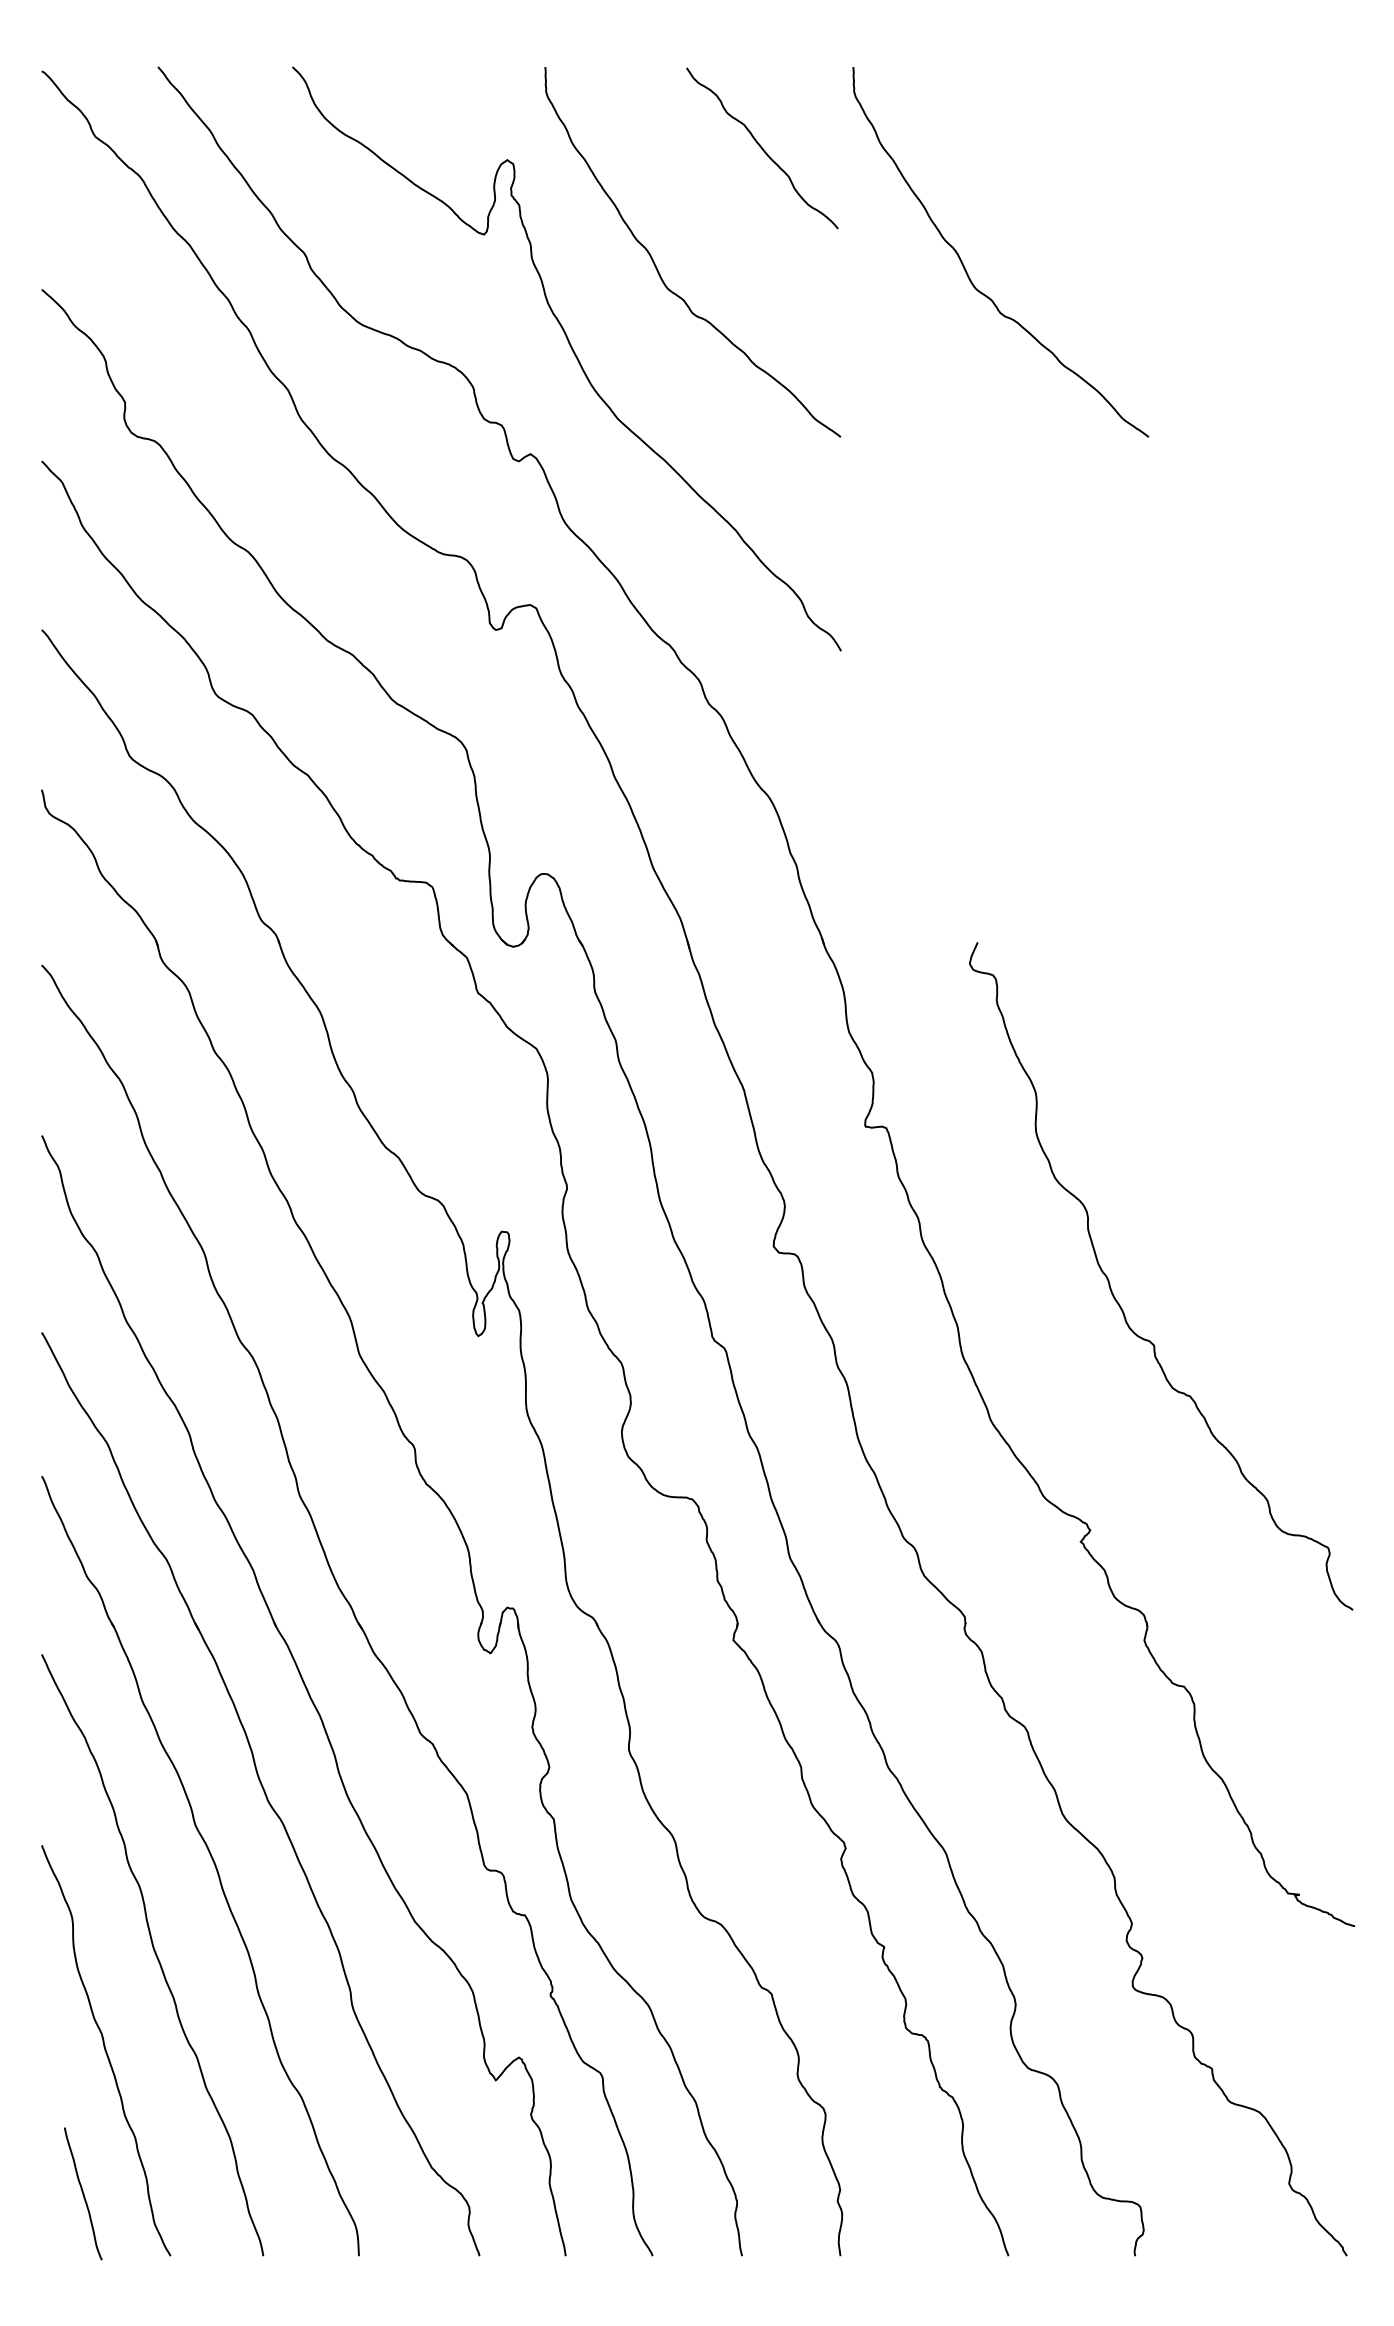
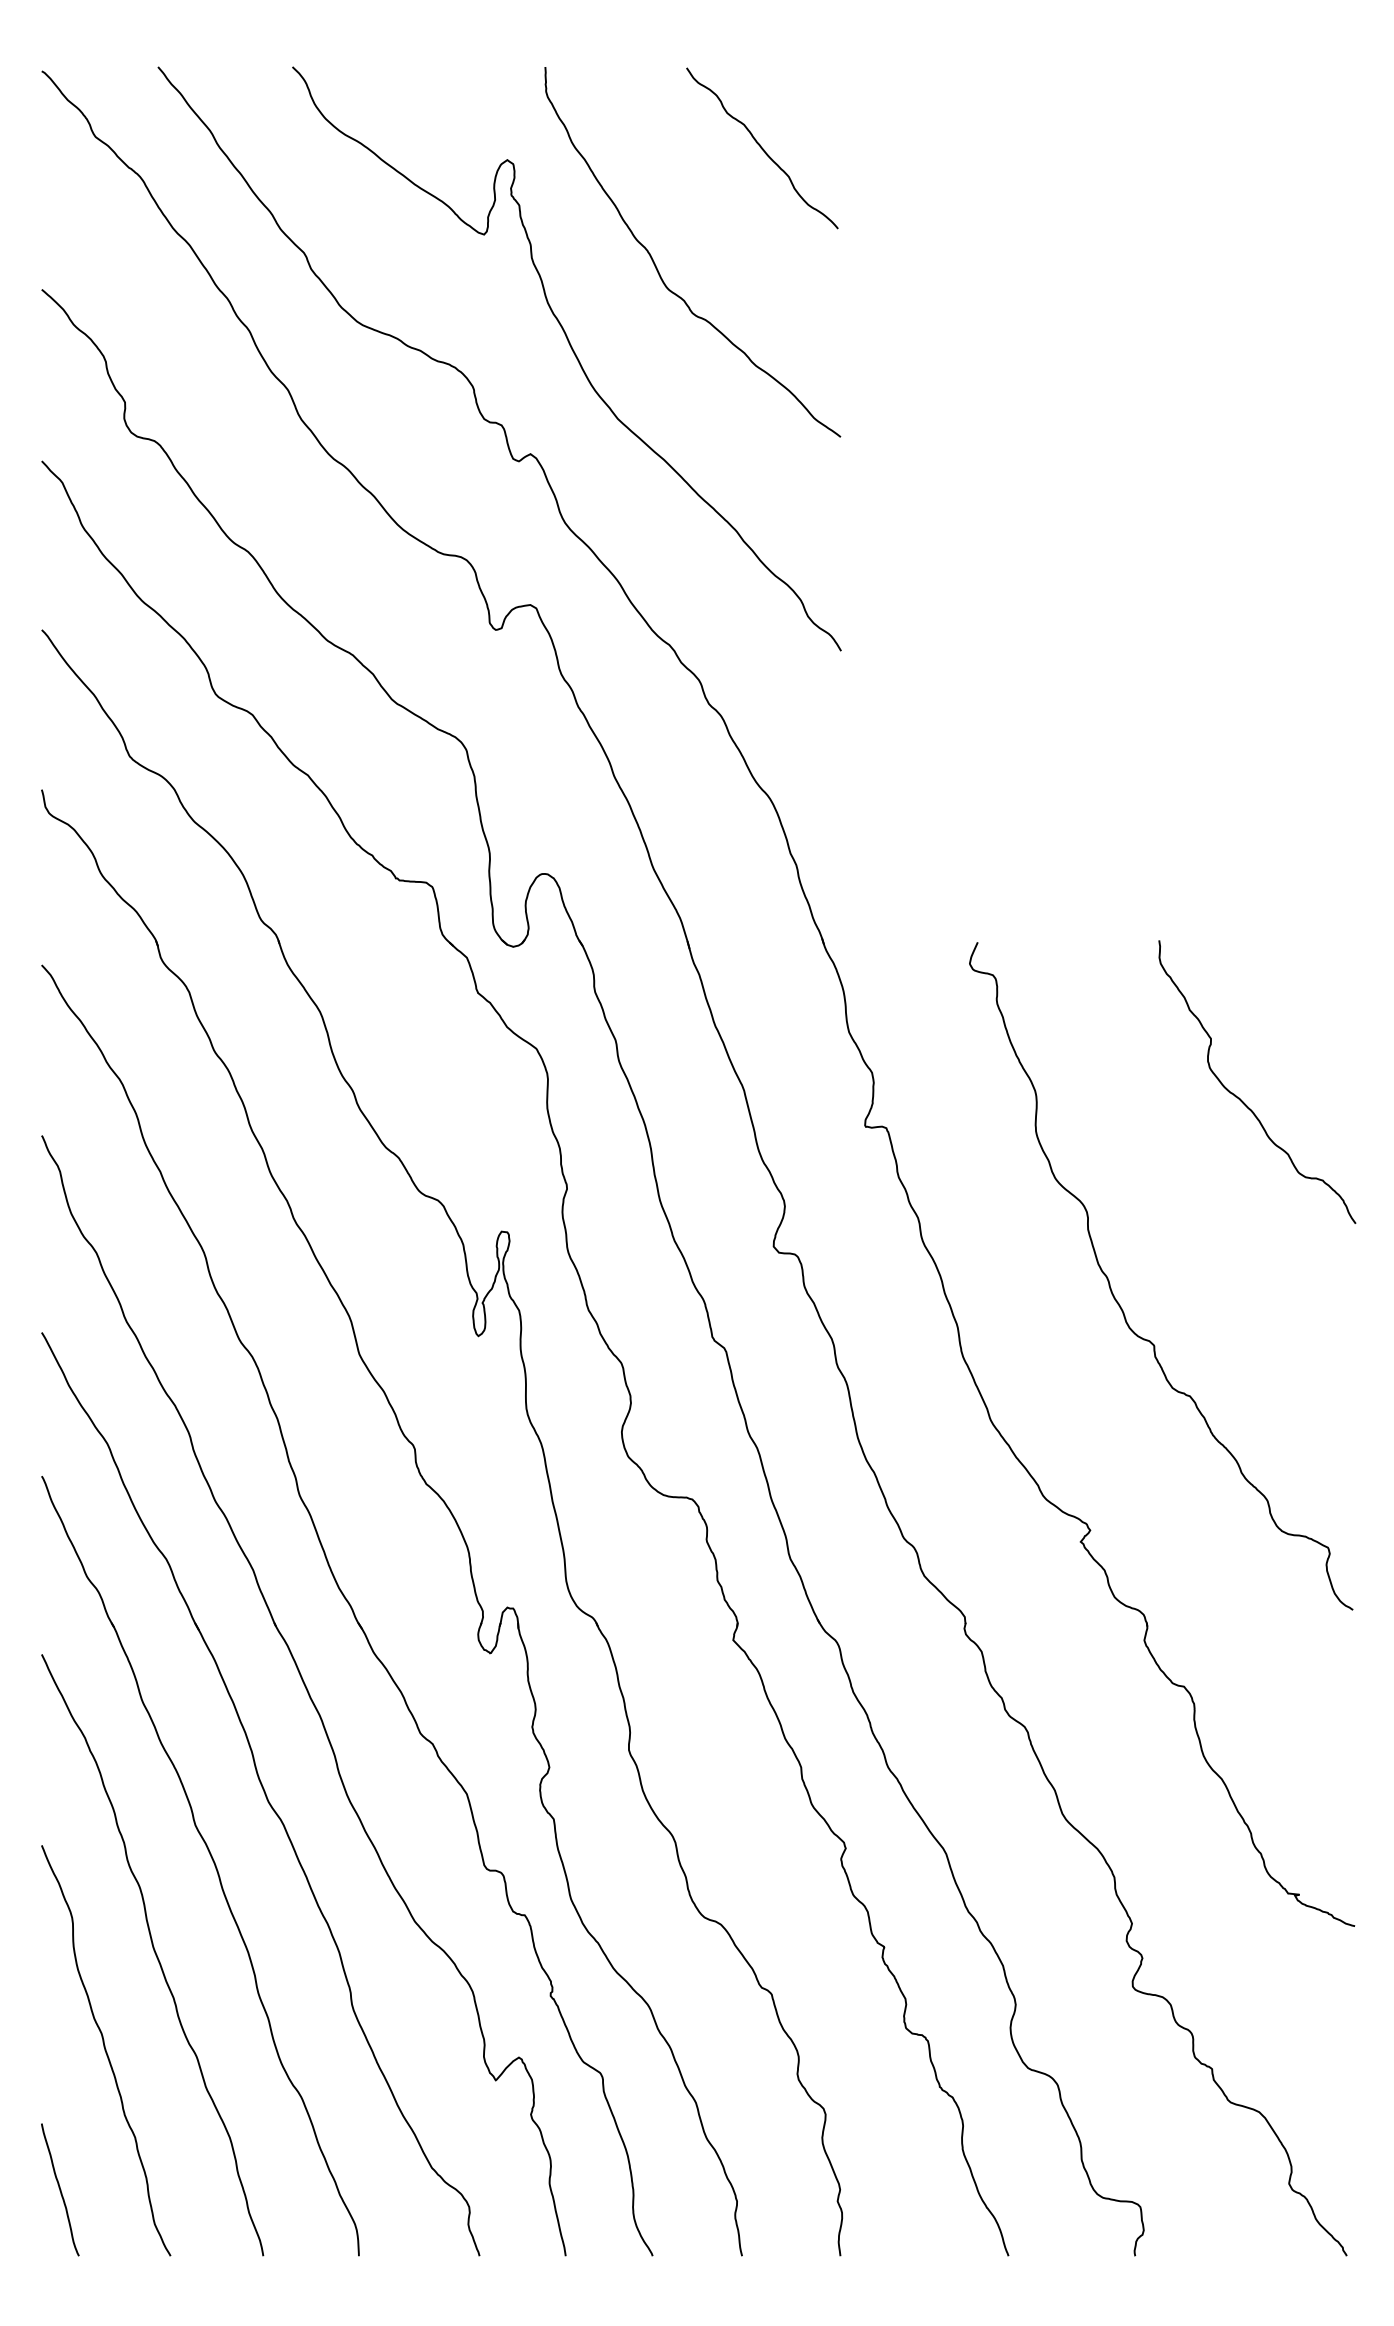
curve: present -> none (966, 269)
curve: none -> present (1240, 1098)
curve position: (83, 2193) -> (60, 2189) (60, 2189)
